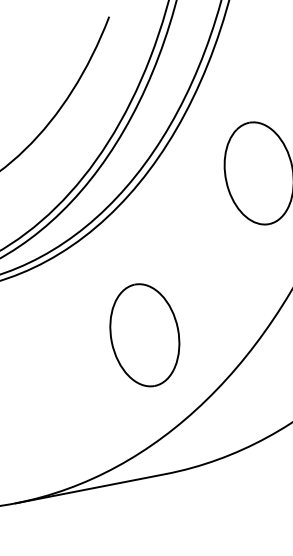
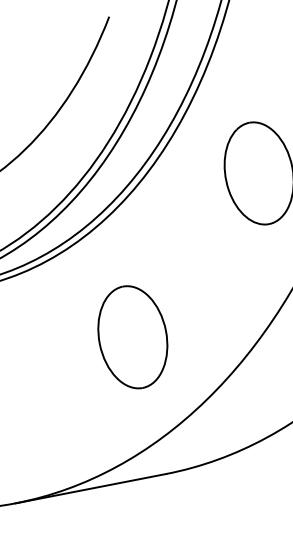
part position: (144, 335) -> (132, 337) (132, 337)
